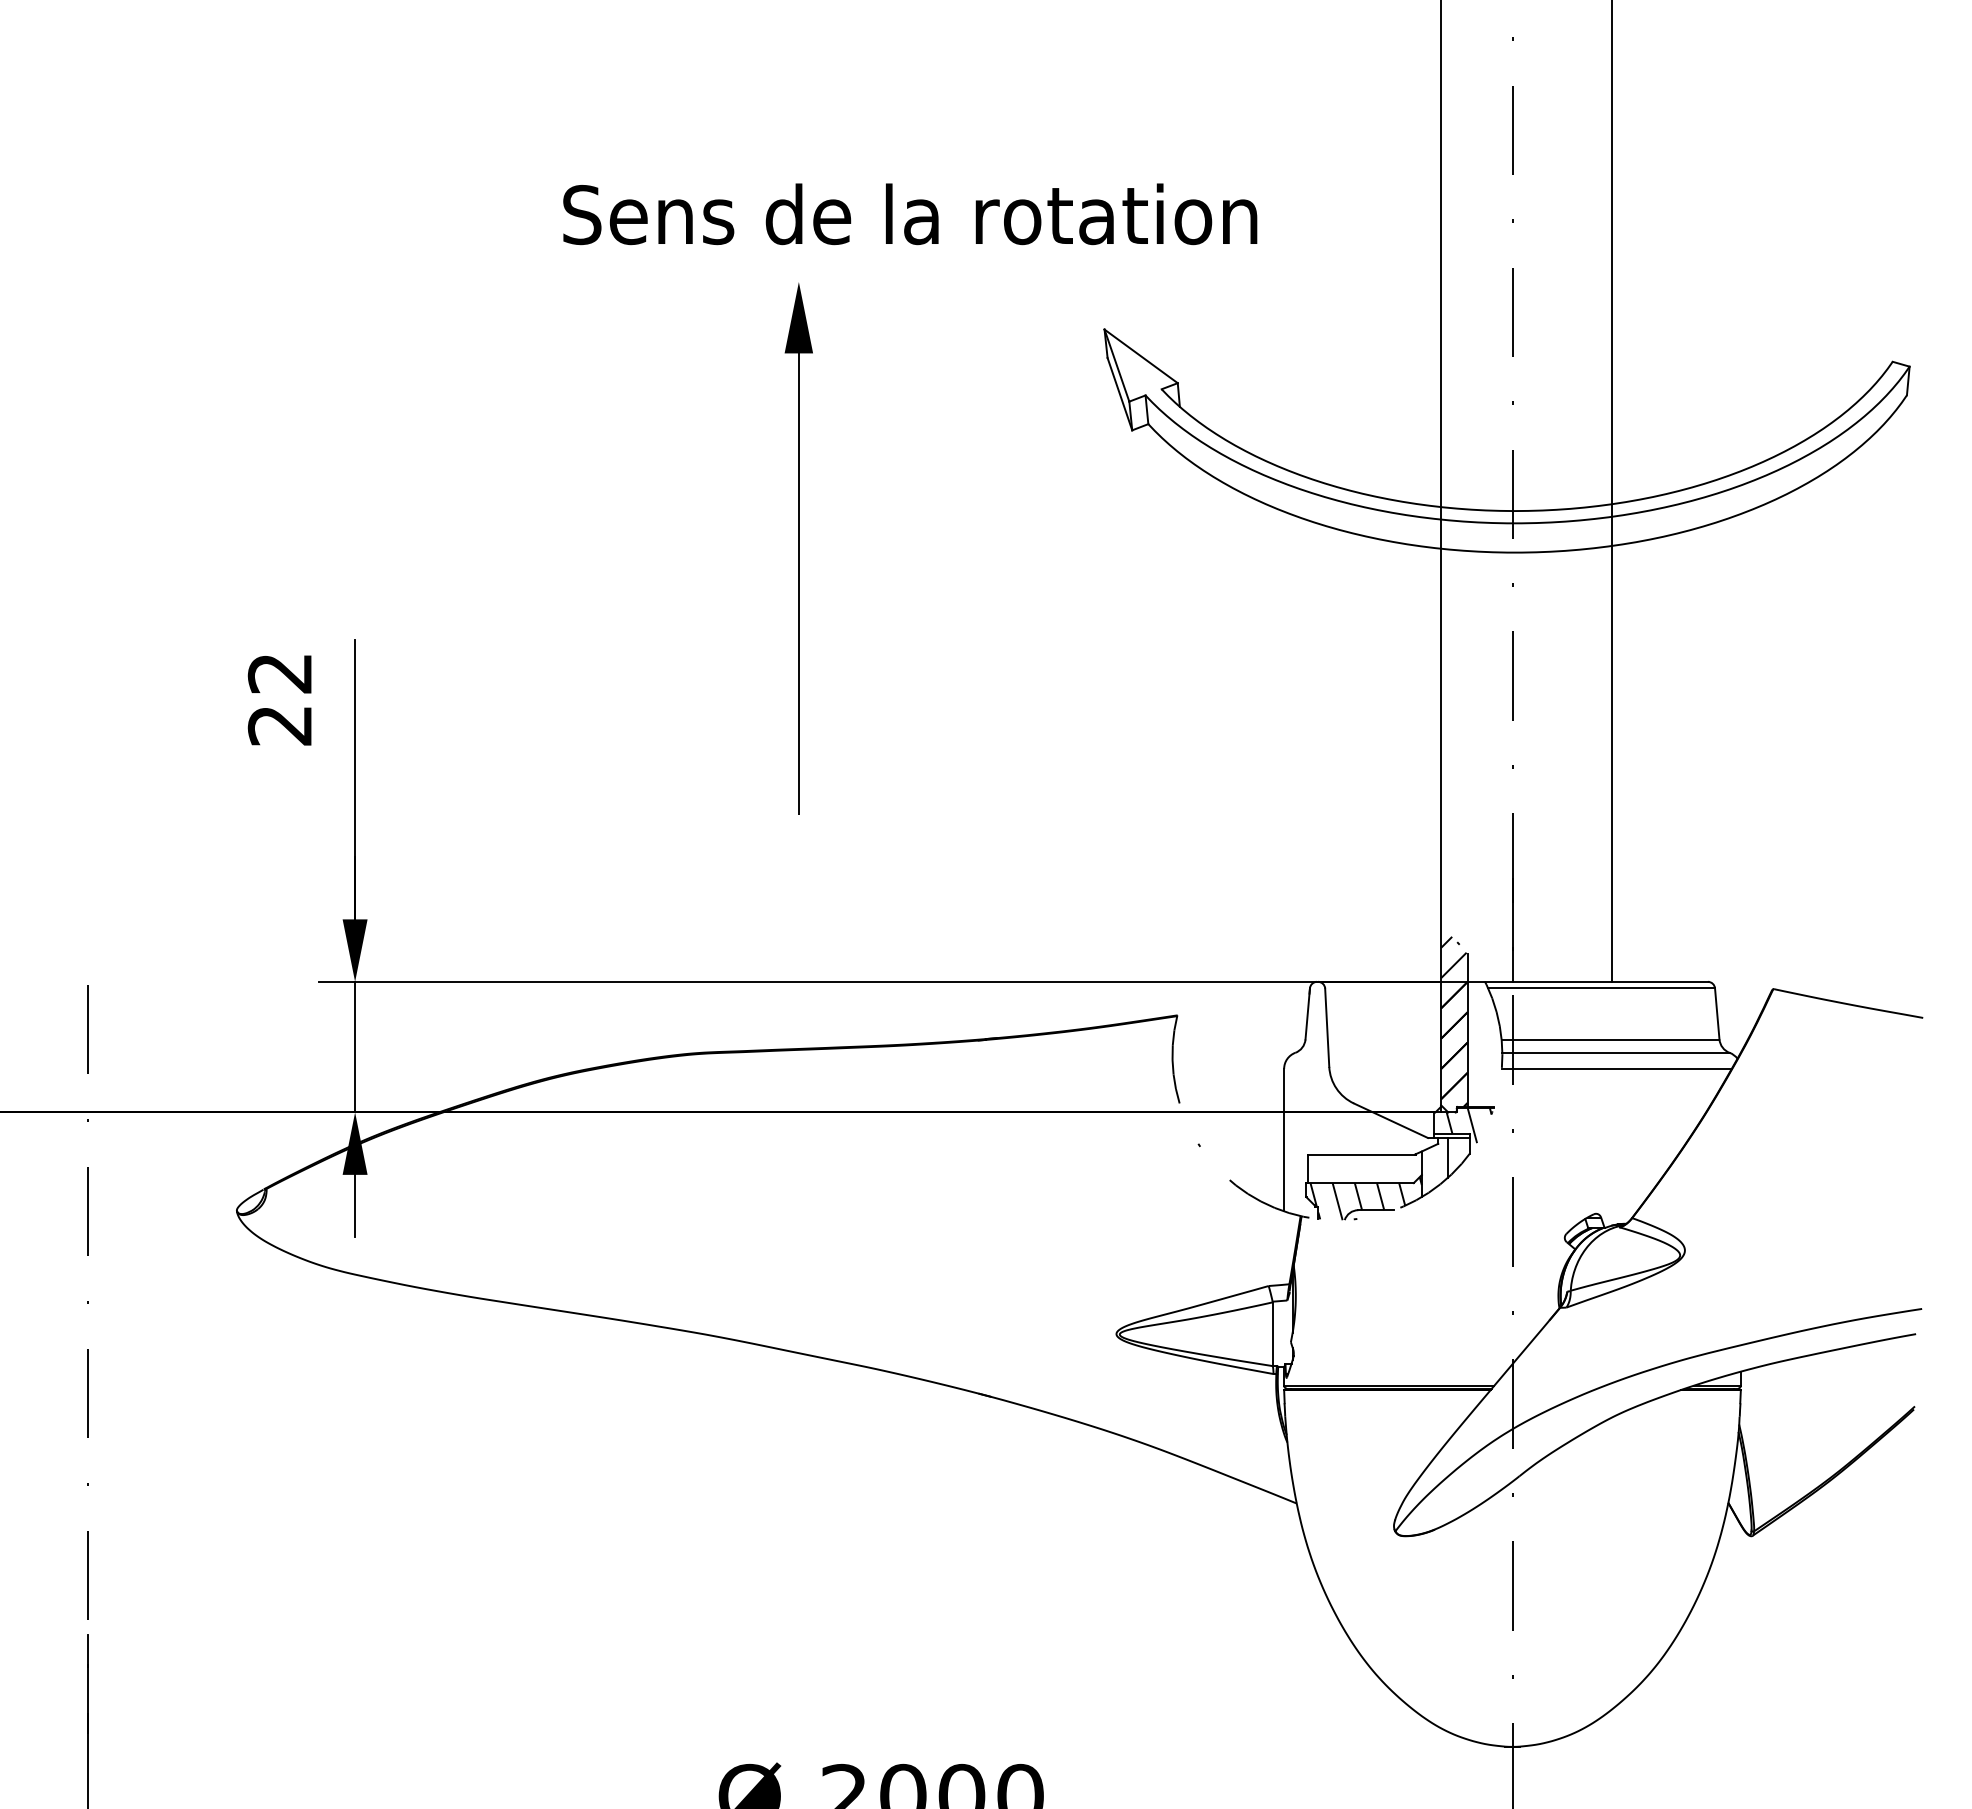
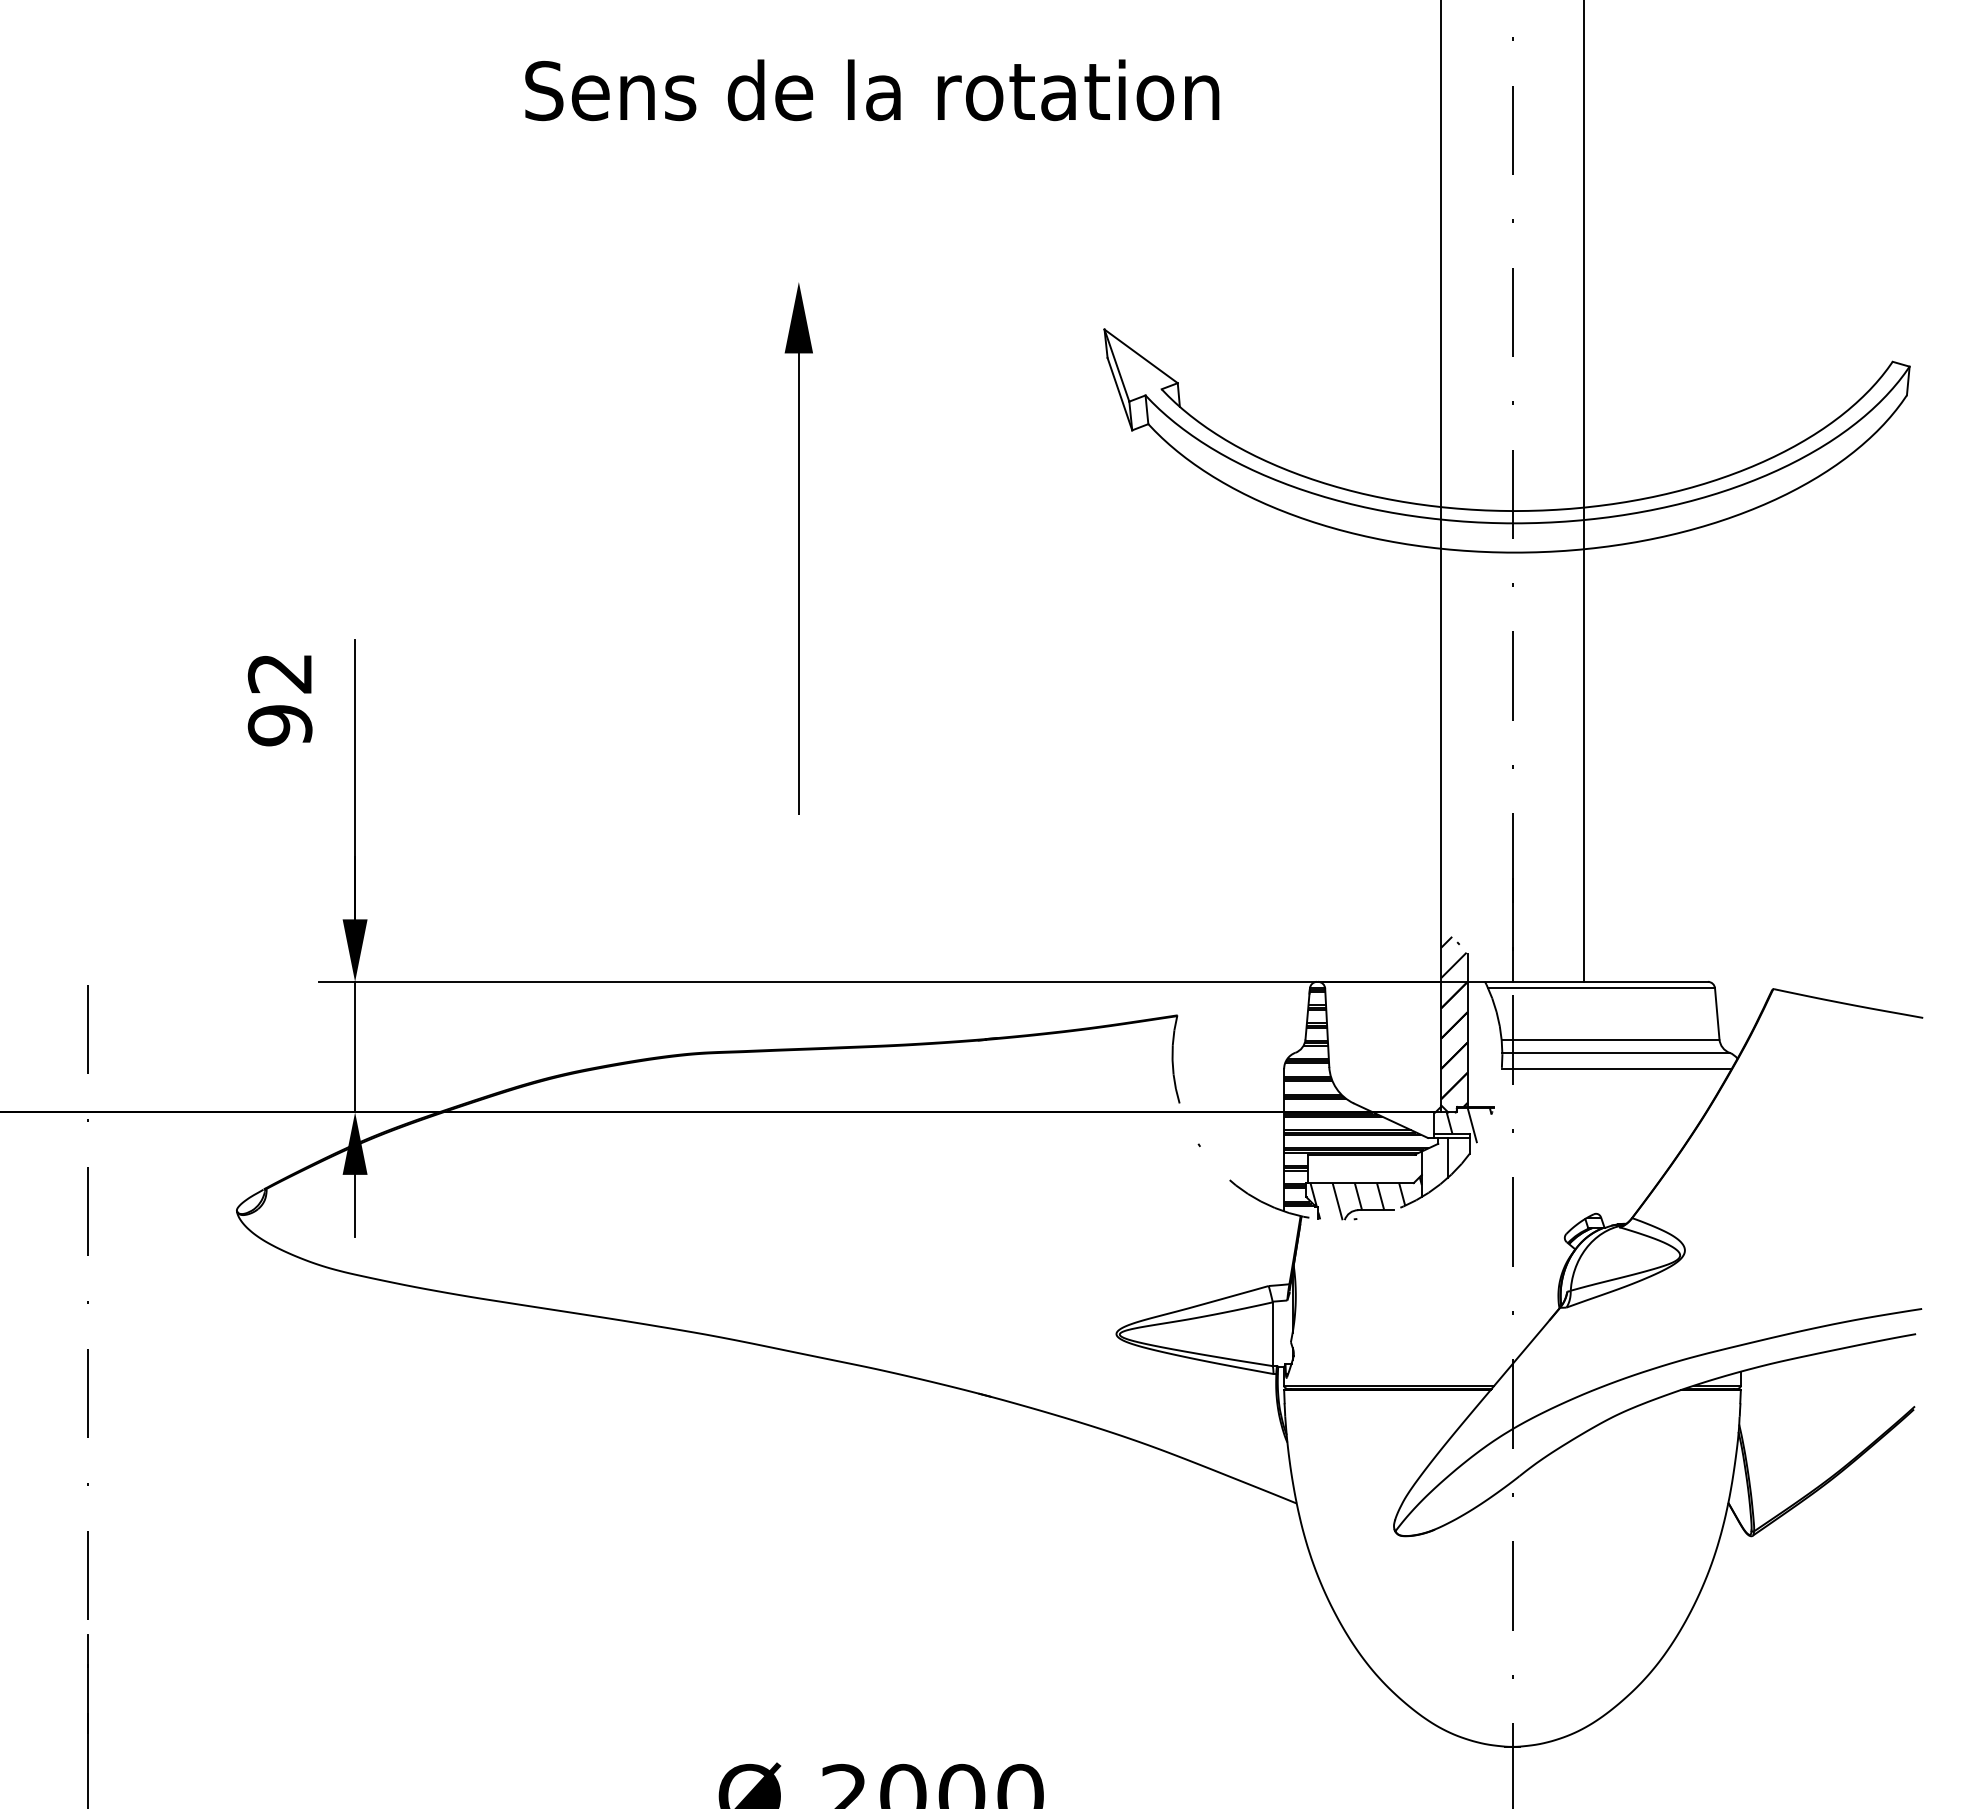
text position: (910, 214) -> (872, 90) (872, 90)
line position: (1611, 491) -> (1583, 491) (1583, 491)
text: 22 -> 92 (280, 725)
hatch: none -> present (1356, 1096)
